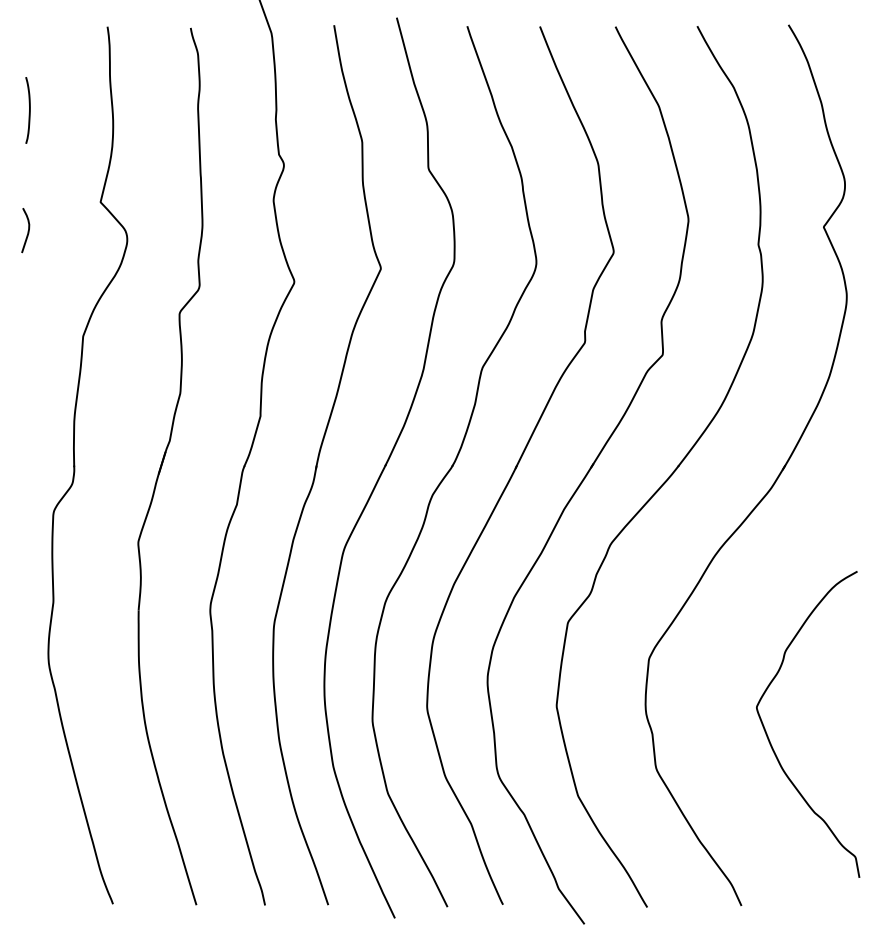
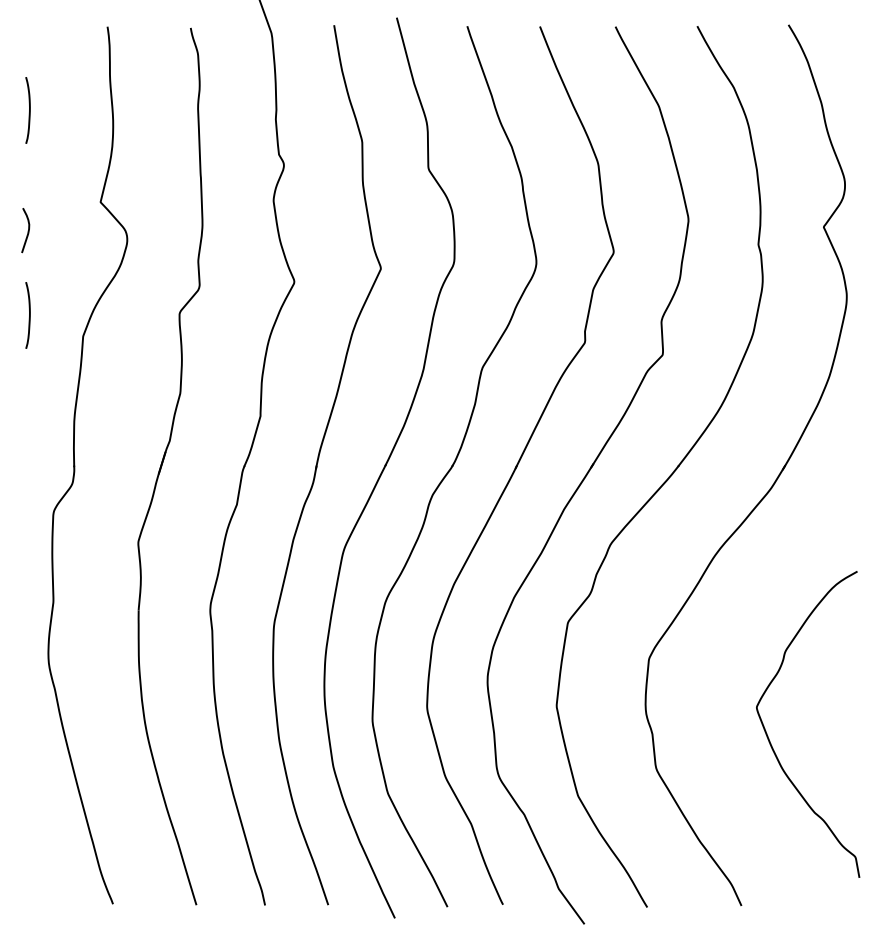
curve: none -> present (29, 315)
